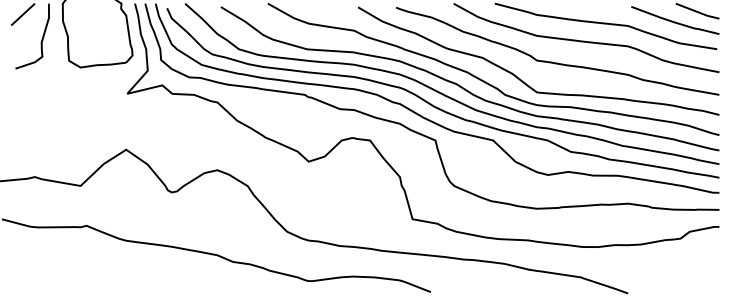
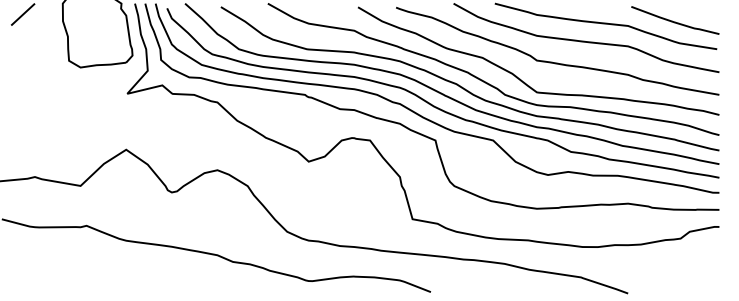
line: present -> none (697, 11)
curve: present -> none (41, 39)
